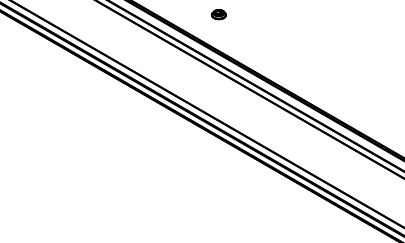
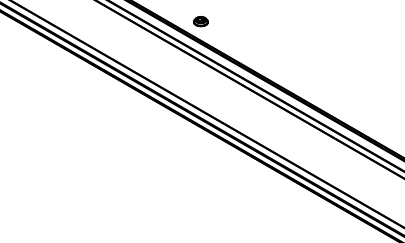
part position: (218, 14) -> (200, 21) (200, 21)
